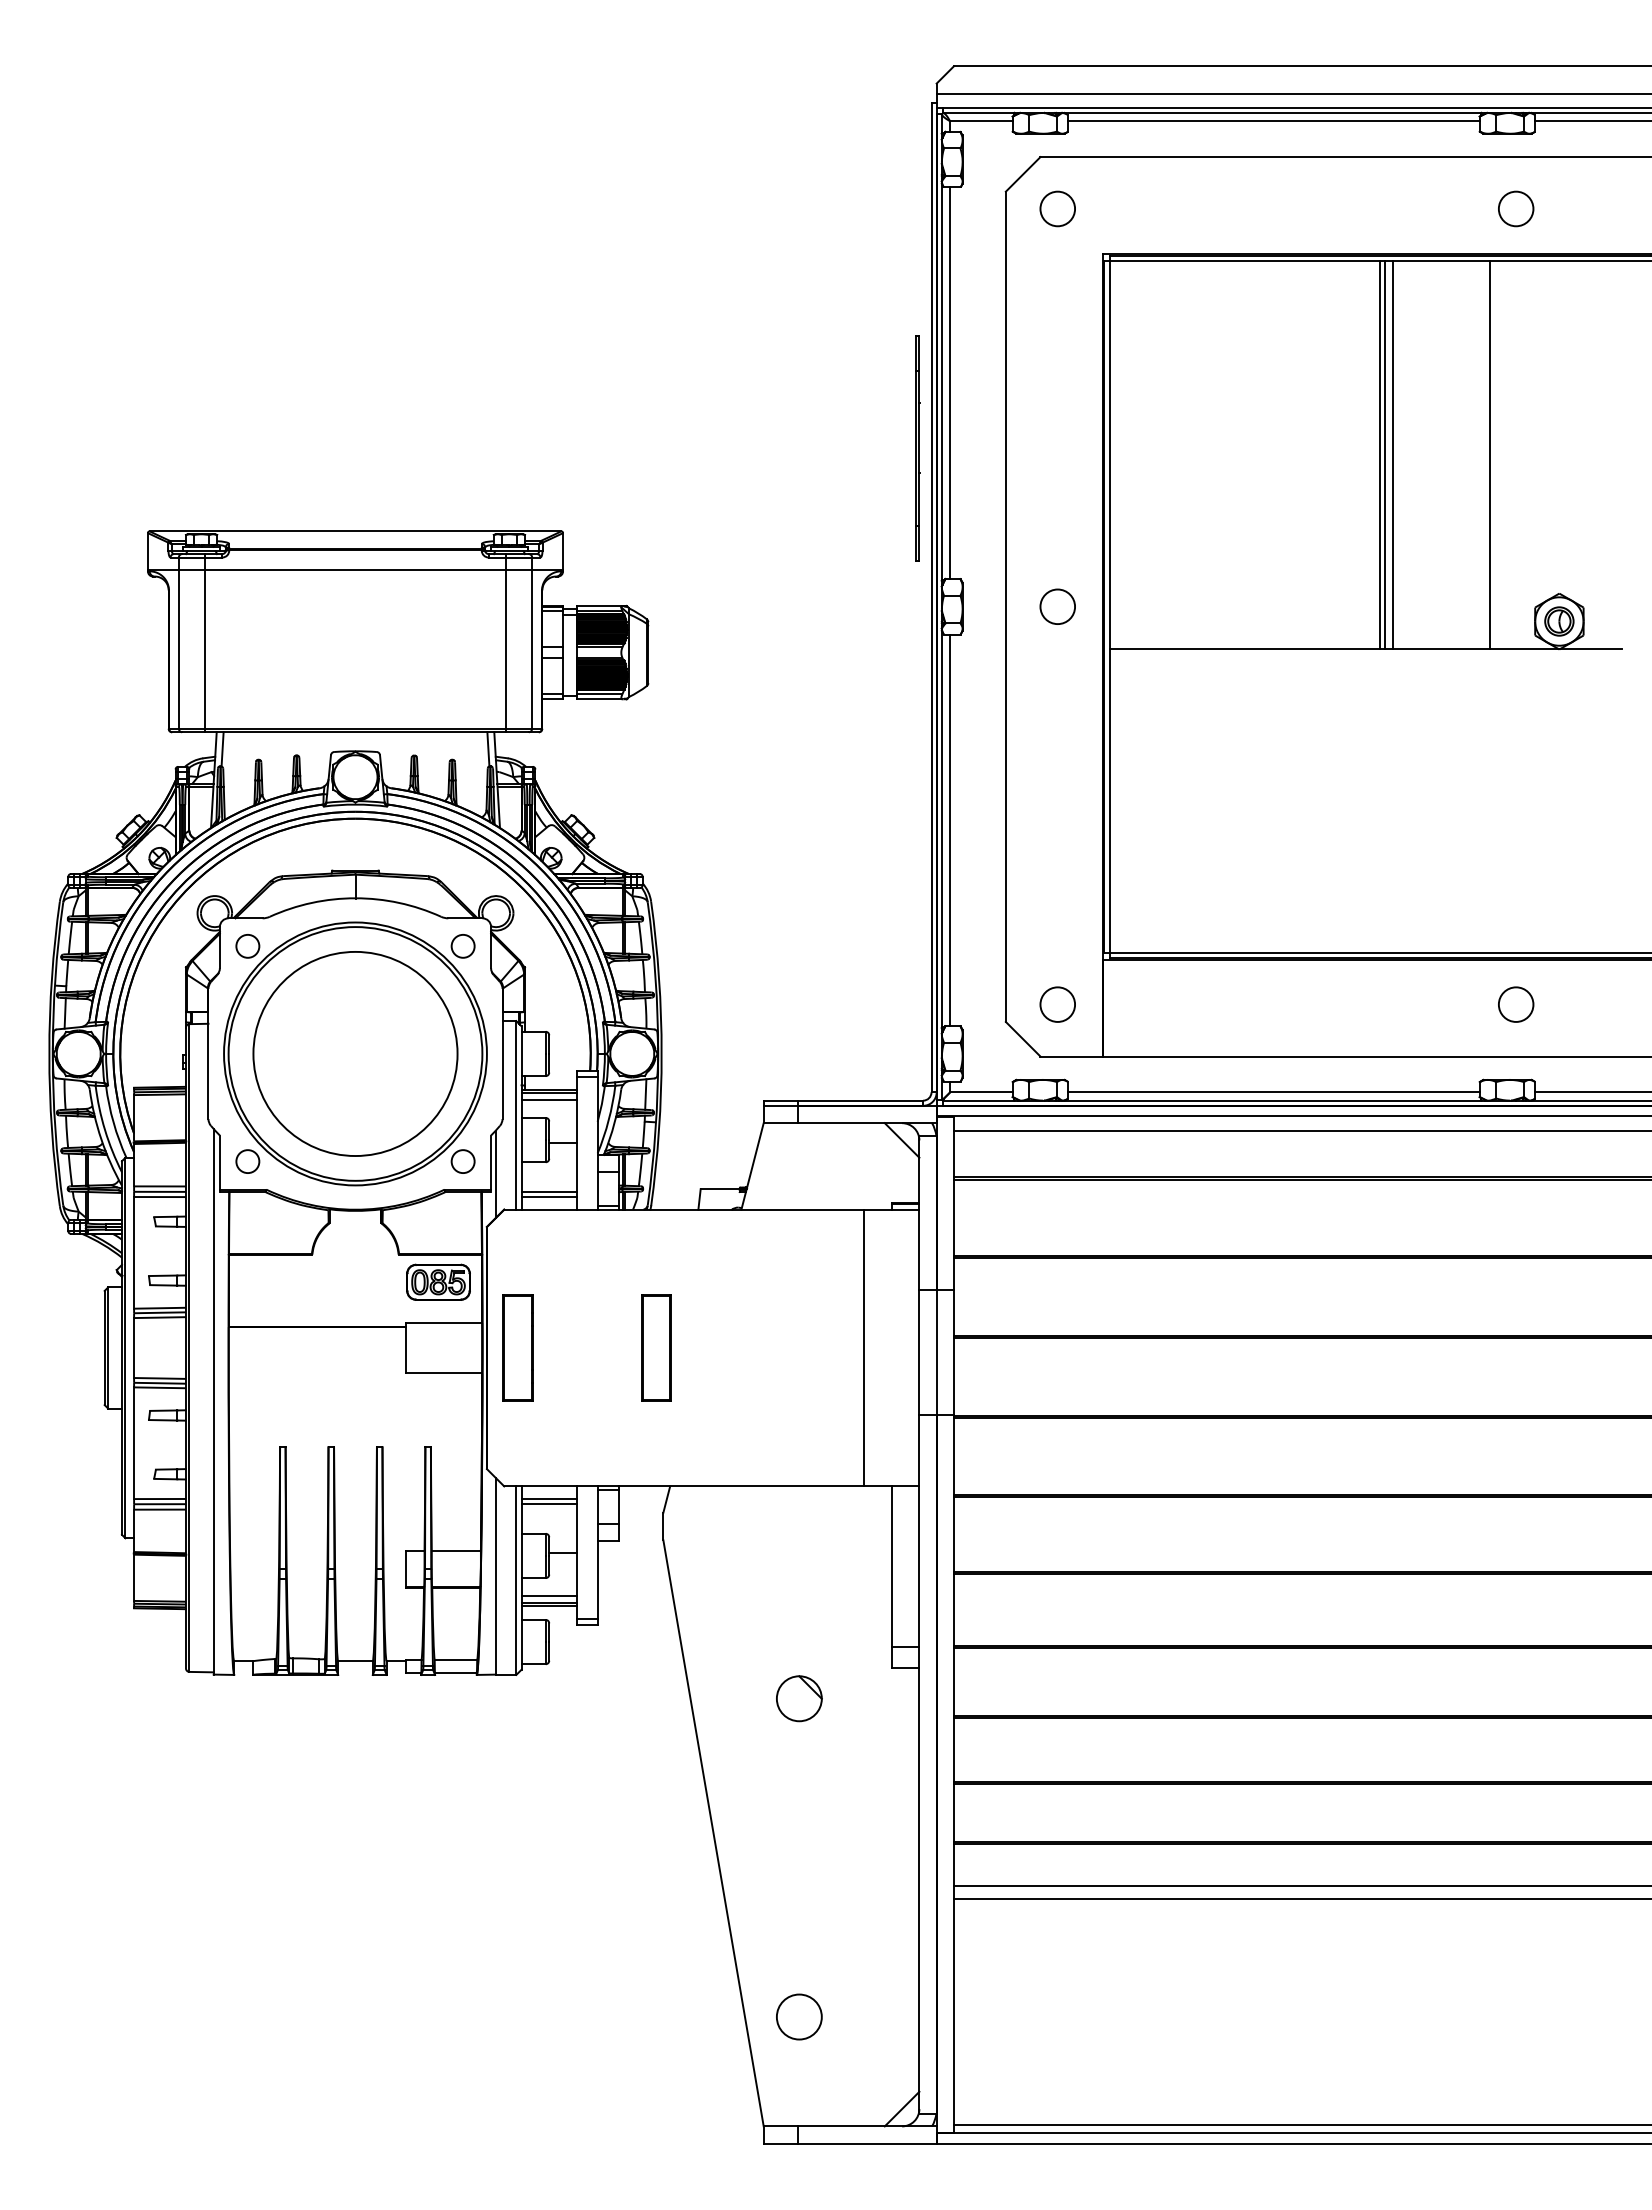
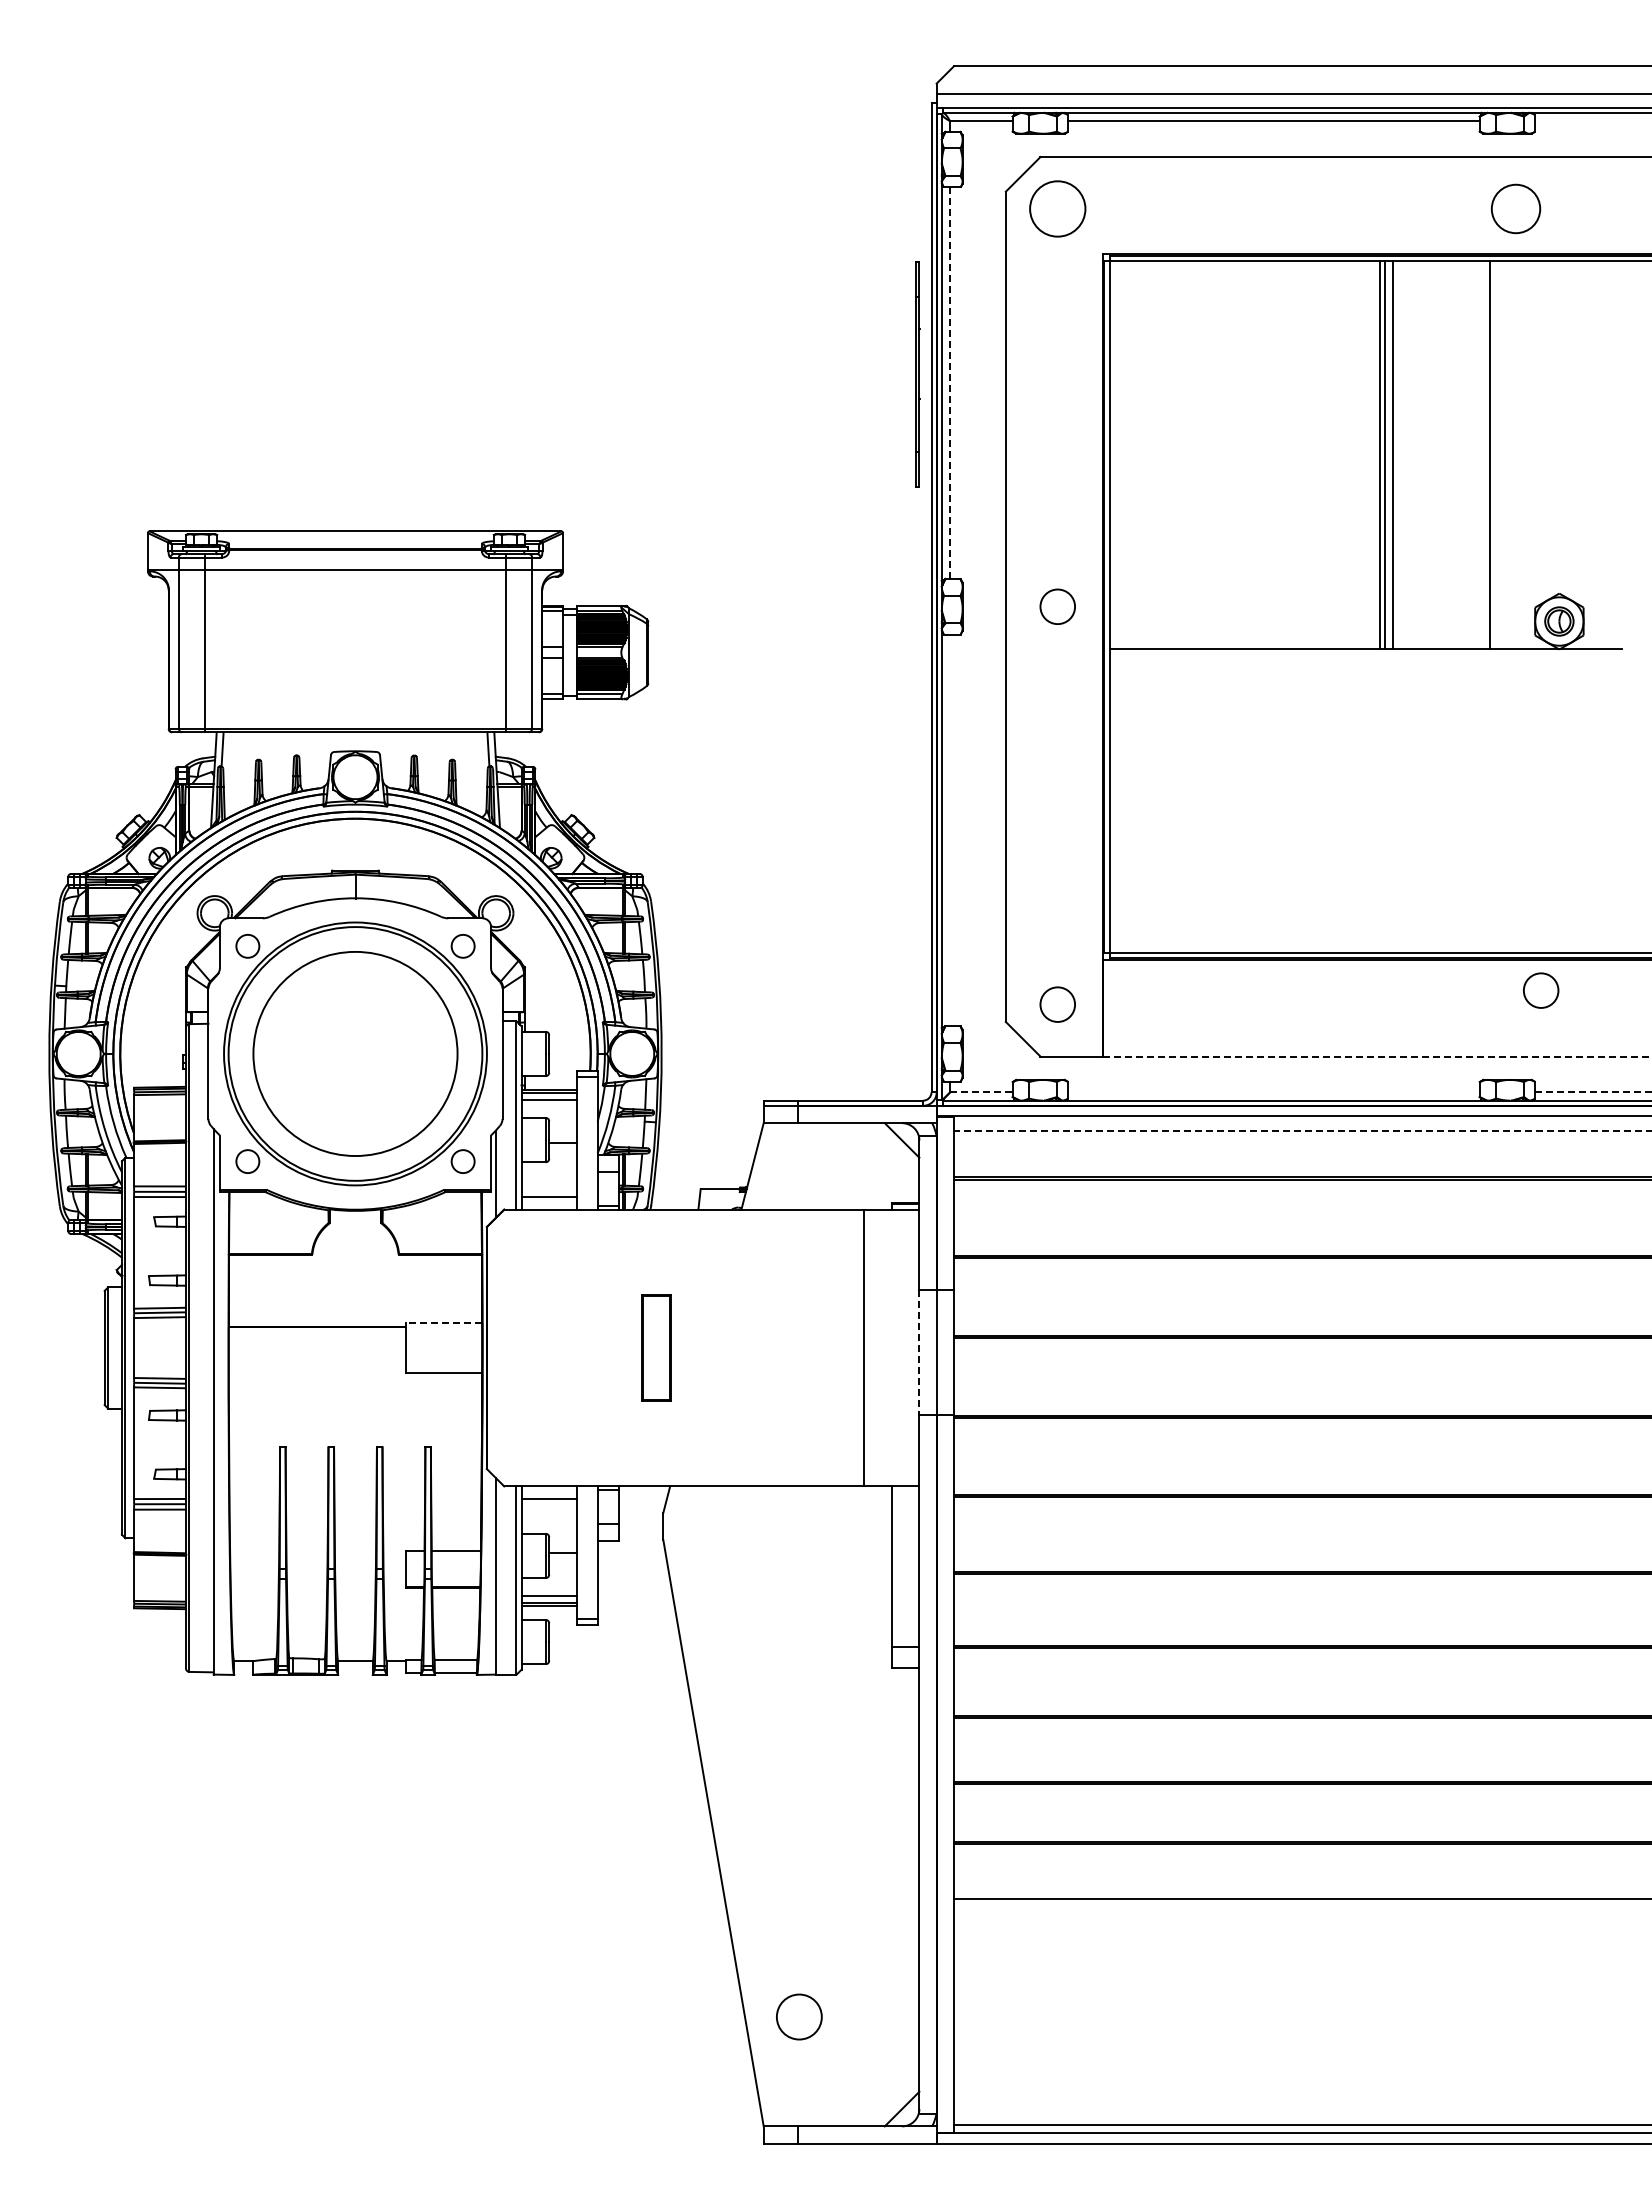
line: present -> none (1591, 121)
circle diameter: 35 px -> 55 px (1057, 208)
circle size: 37x38 px -> 52x52 px (1515, 208)
line: solid -> dashed (950, 383)
part position: (917, 448) -> (917, 374) (917, 374)
line: present -> none (950, 830)
circle position: (1516, 1004) -> (1541, 990) (1541, 990)
line: solid -> dashed (1377, 1056)
line: solid -> dashed (981, 1092)
line: present -> none (1273, 1092)
line: solid -> dashed (1593, 1092)
line: solid -> dashed (1302, 1131)
line: present -> none (548, 1191)
part: present -> none (438, 1281)
line: solid -> dashed (443, 1322)
part: present -> none (517, 1347)
line: solid -> dashed (919, 1352)
line: present -> none (548, 1504)
part: present -> none (799, 1698)
line: present -> none (1300, 1886)
